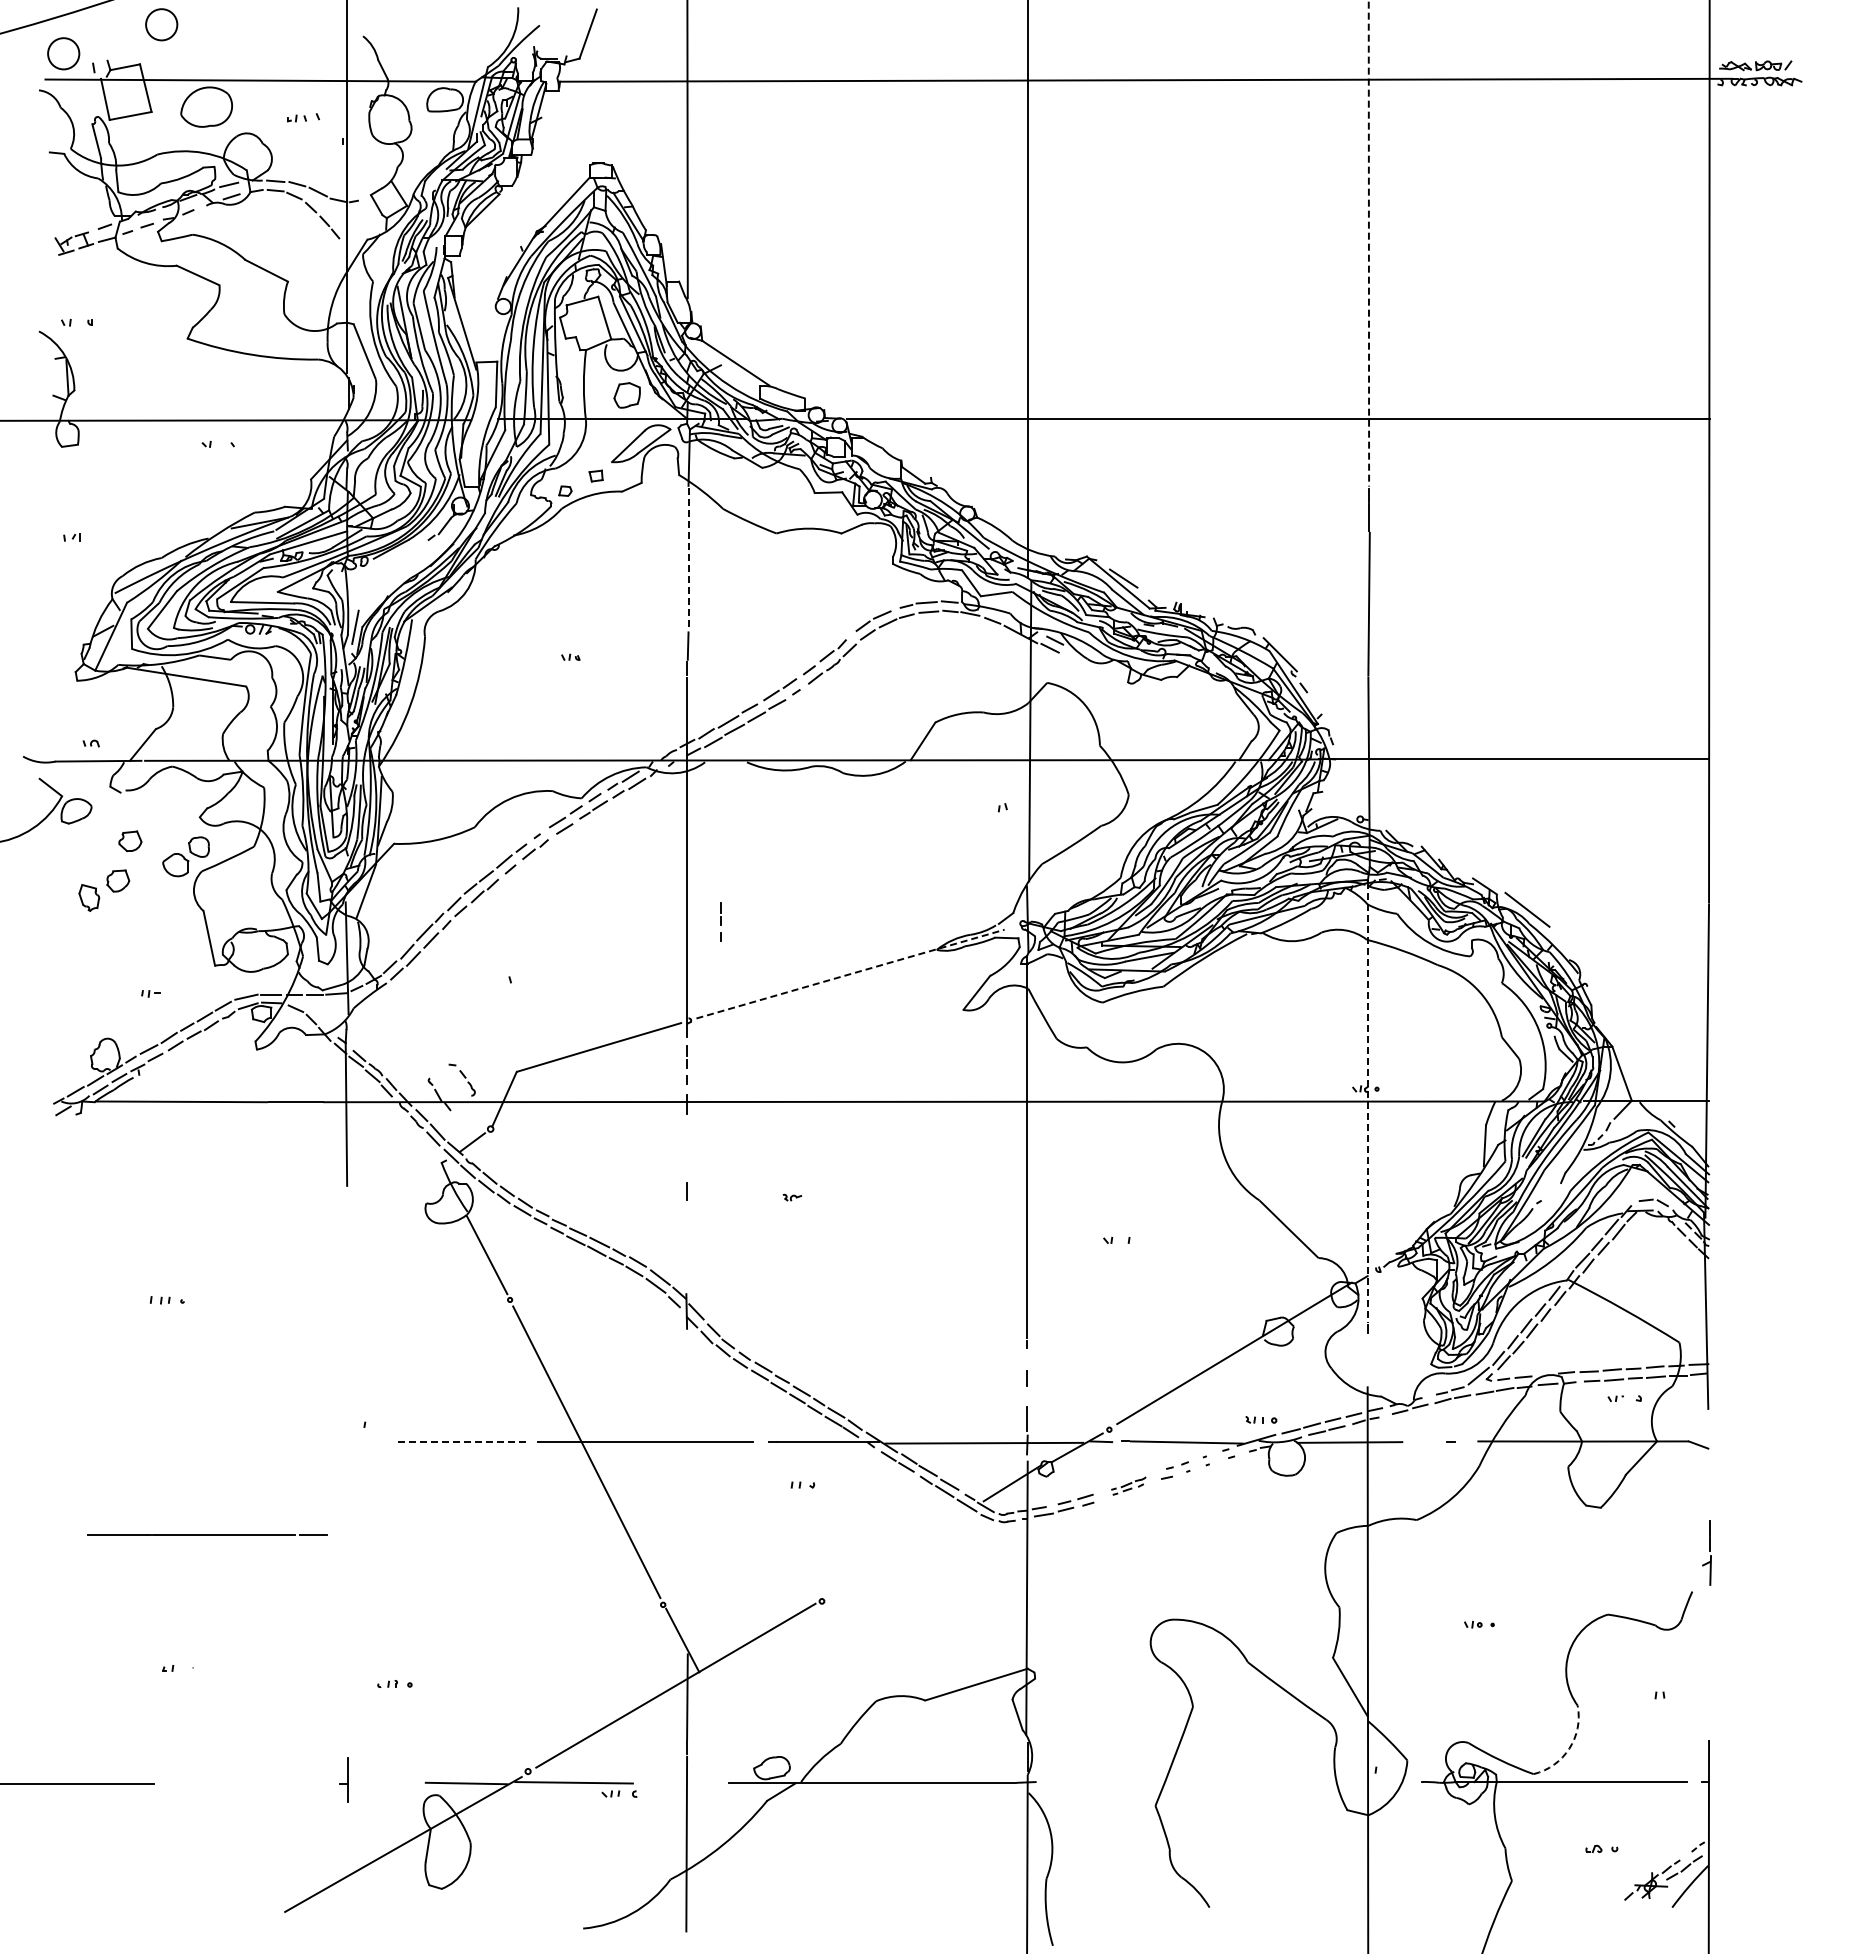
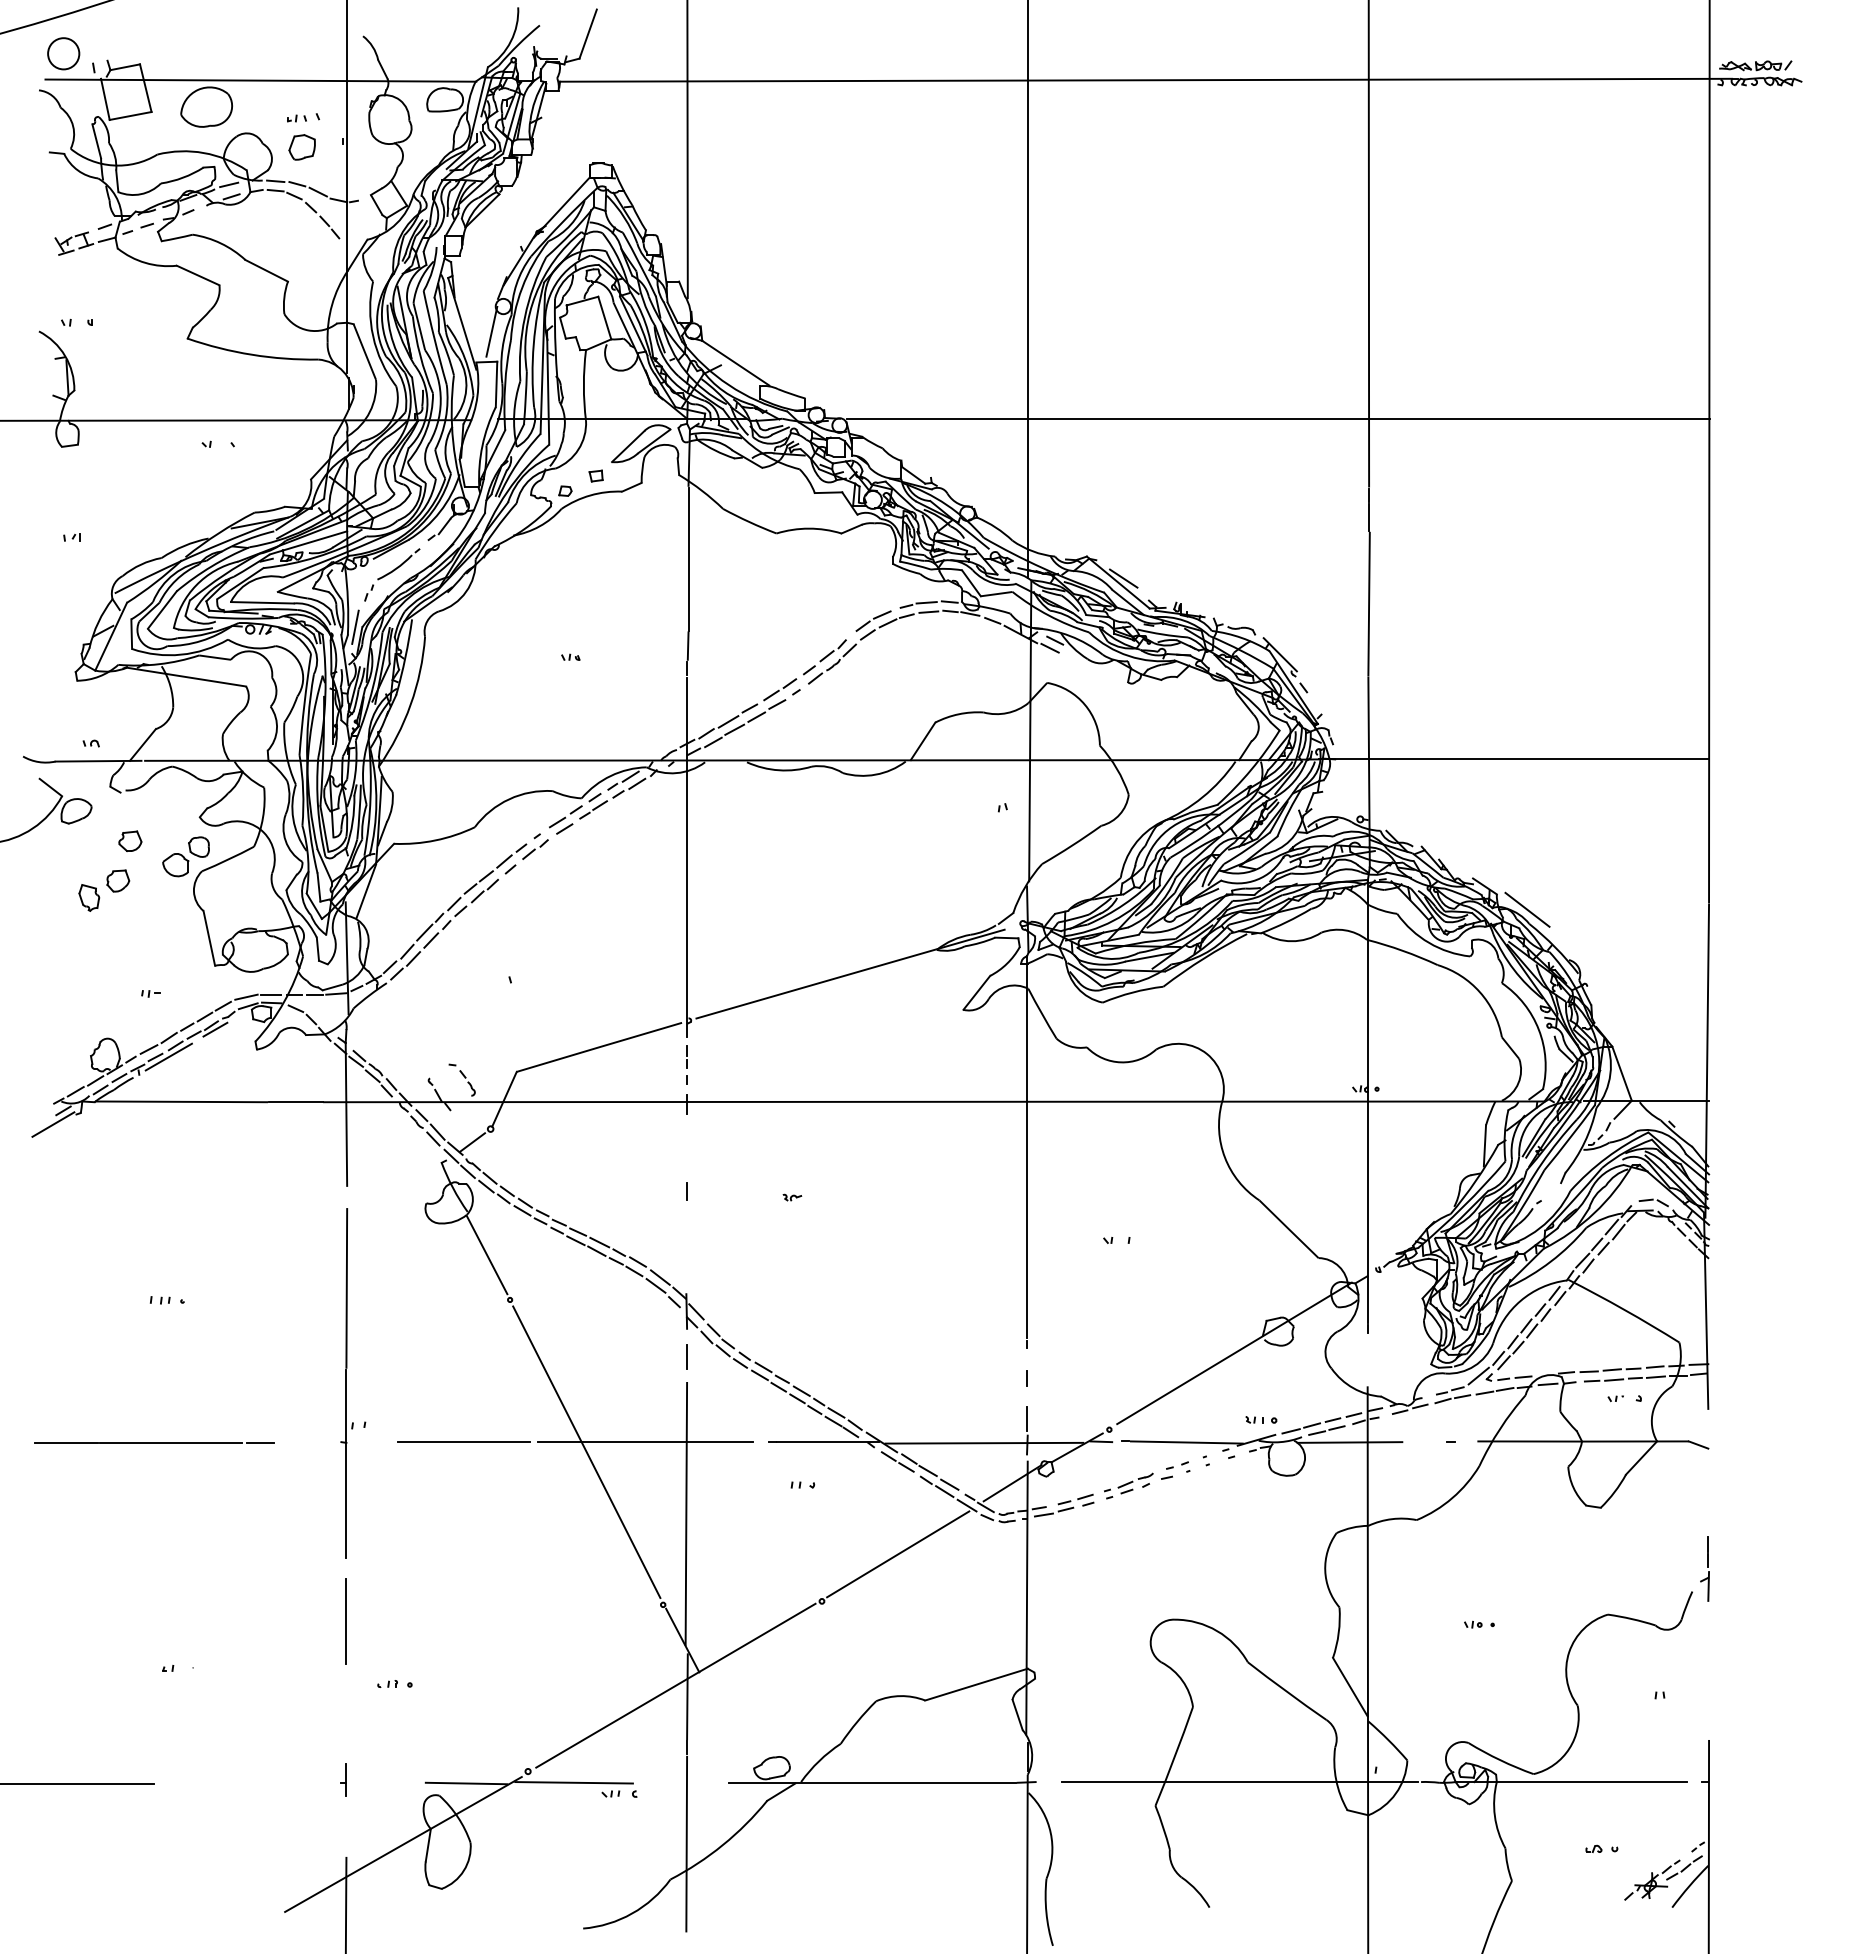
circle: present -> none (161, 24)
line: dashed -> solid (1368, 243)
line: none -> present (491, 331)
part position: (626, 395) -> (301, 147) (301, 147)
line: dashed -> solid (688, 559)
part: none -> present (392, 574)
line: present -> none (720, 921)
line: dashed -> solid (851, 973)
line: none -> present (215, 1029)
line: none -> present (168, 1056)
line: dashed -> solid (1367, 1103)
line: none -> present (53, 1124)
line: none -> present (687, 1356)
part: none -> present (346, 1383)
line: dashed -> solid (464, 1442)
part size: 36x20 px -> 50x28 px (1128, 1485)
line: none -> present (686, 1513)
line position: (207, 1534) -> (154, 1442) (154, 1442)
part position: (1706, 1552) -> (1704, 1568) (1704, 1568)
line: none -> present (898, 1554)
line: none -> present (345, 1621)
arc: dashed -> solid (1569, 1748)
part size: 10x46 px -> 7x34 px (343, 1779)
line: none -> present (1239, 1782)
line: none -> present (345, 1903)
